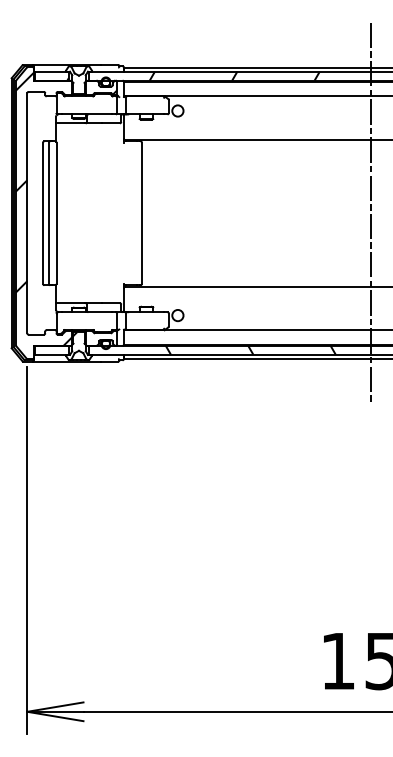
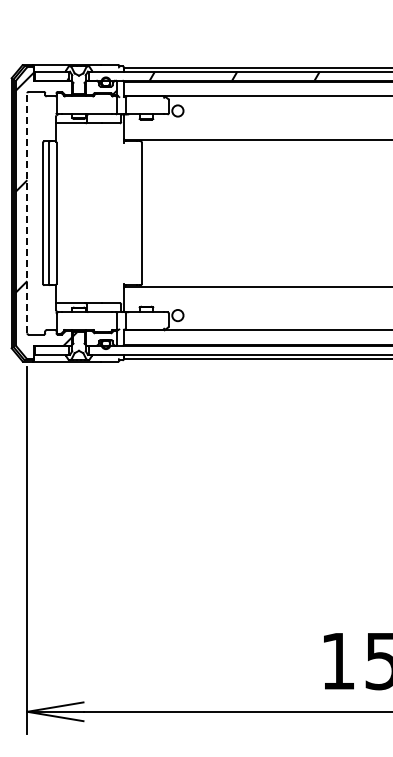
line: solid -> dashed (27, 212)
line: present -> none (371, 212)
hatch: present -> none (250, 349)
